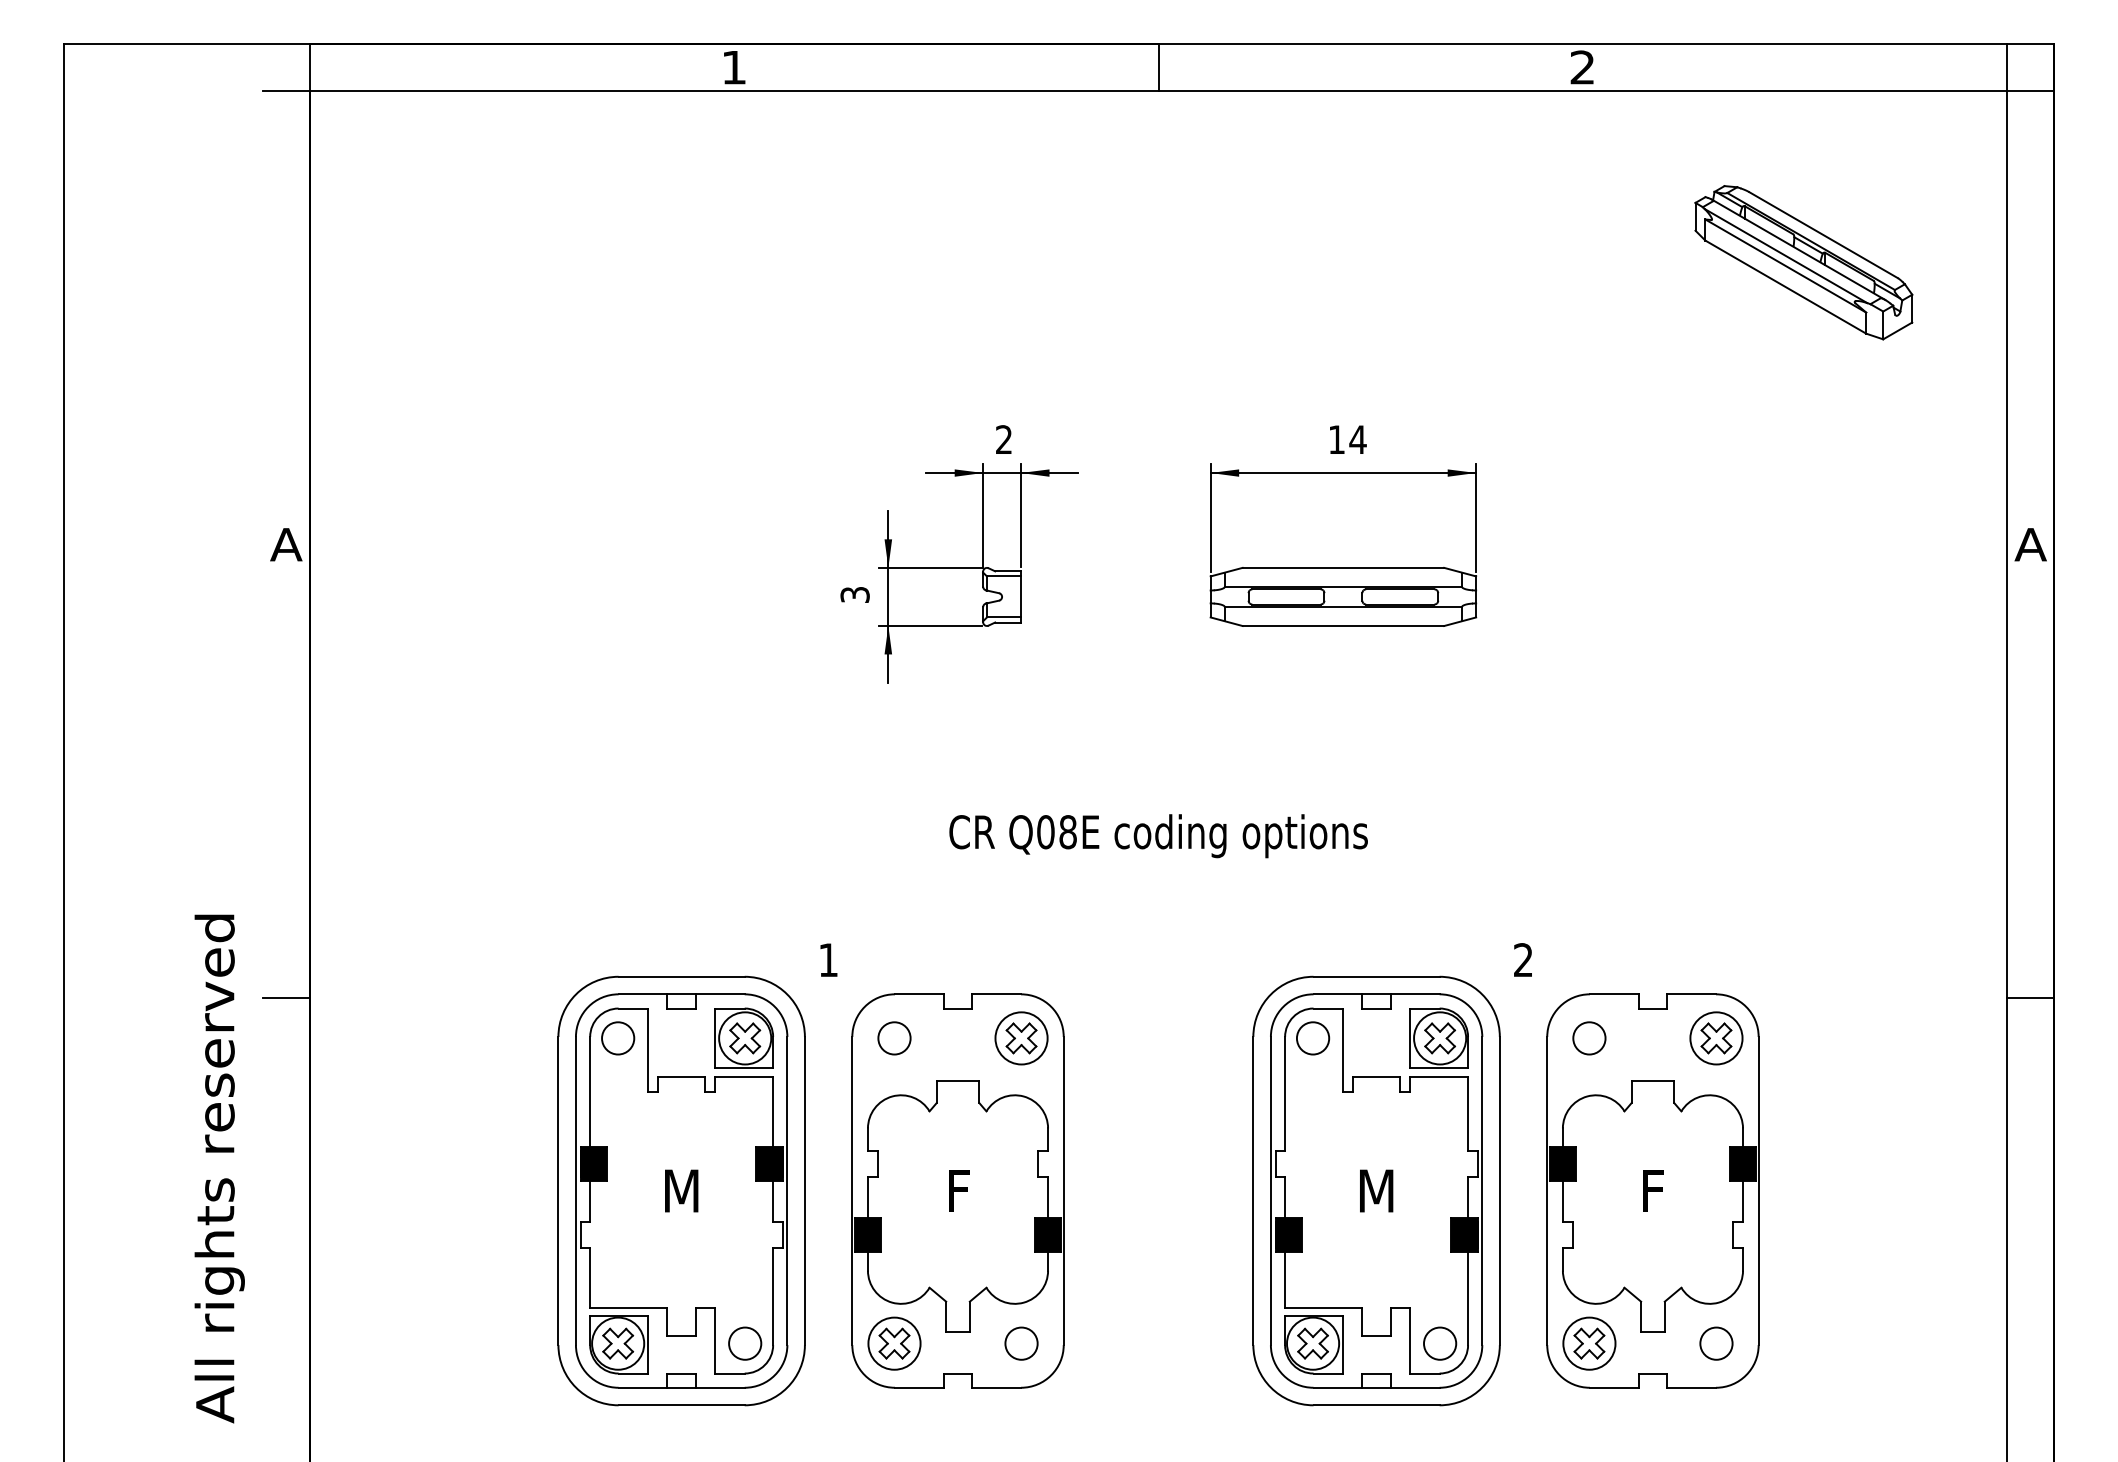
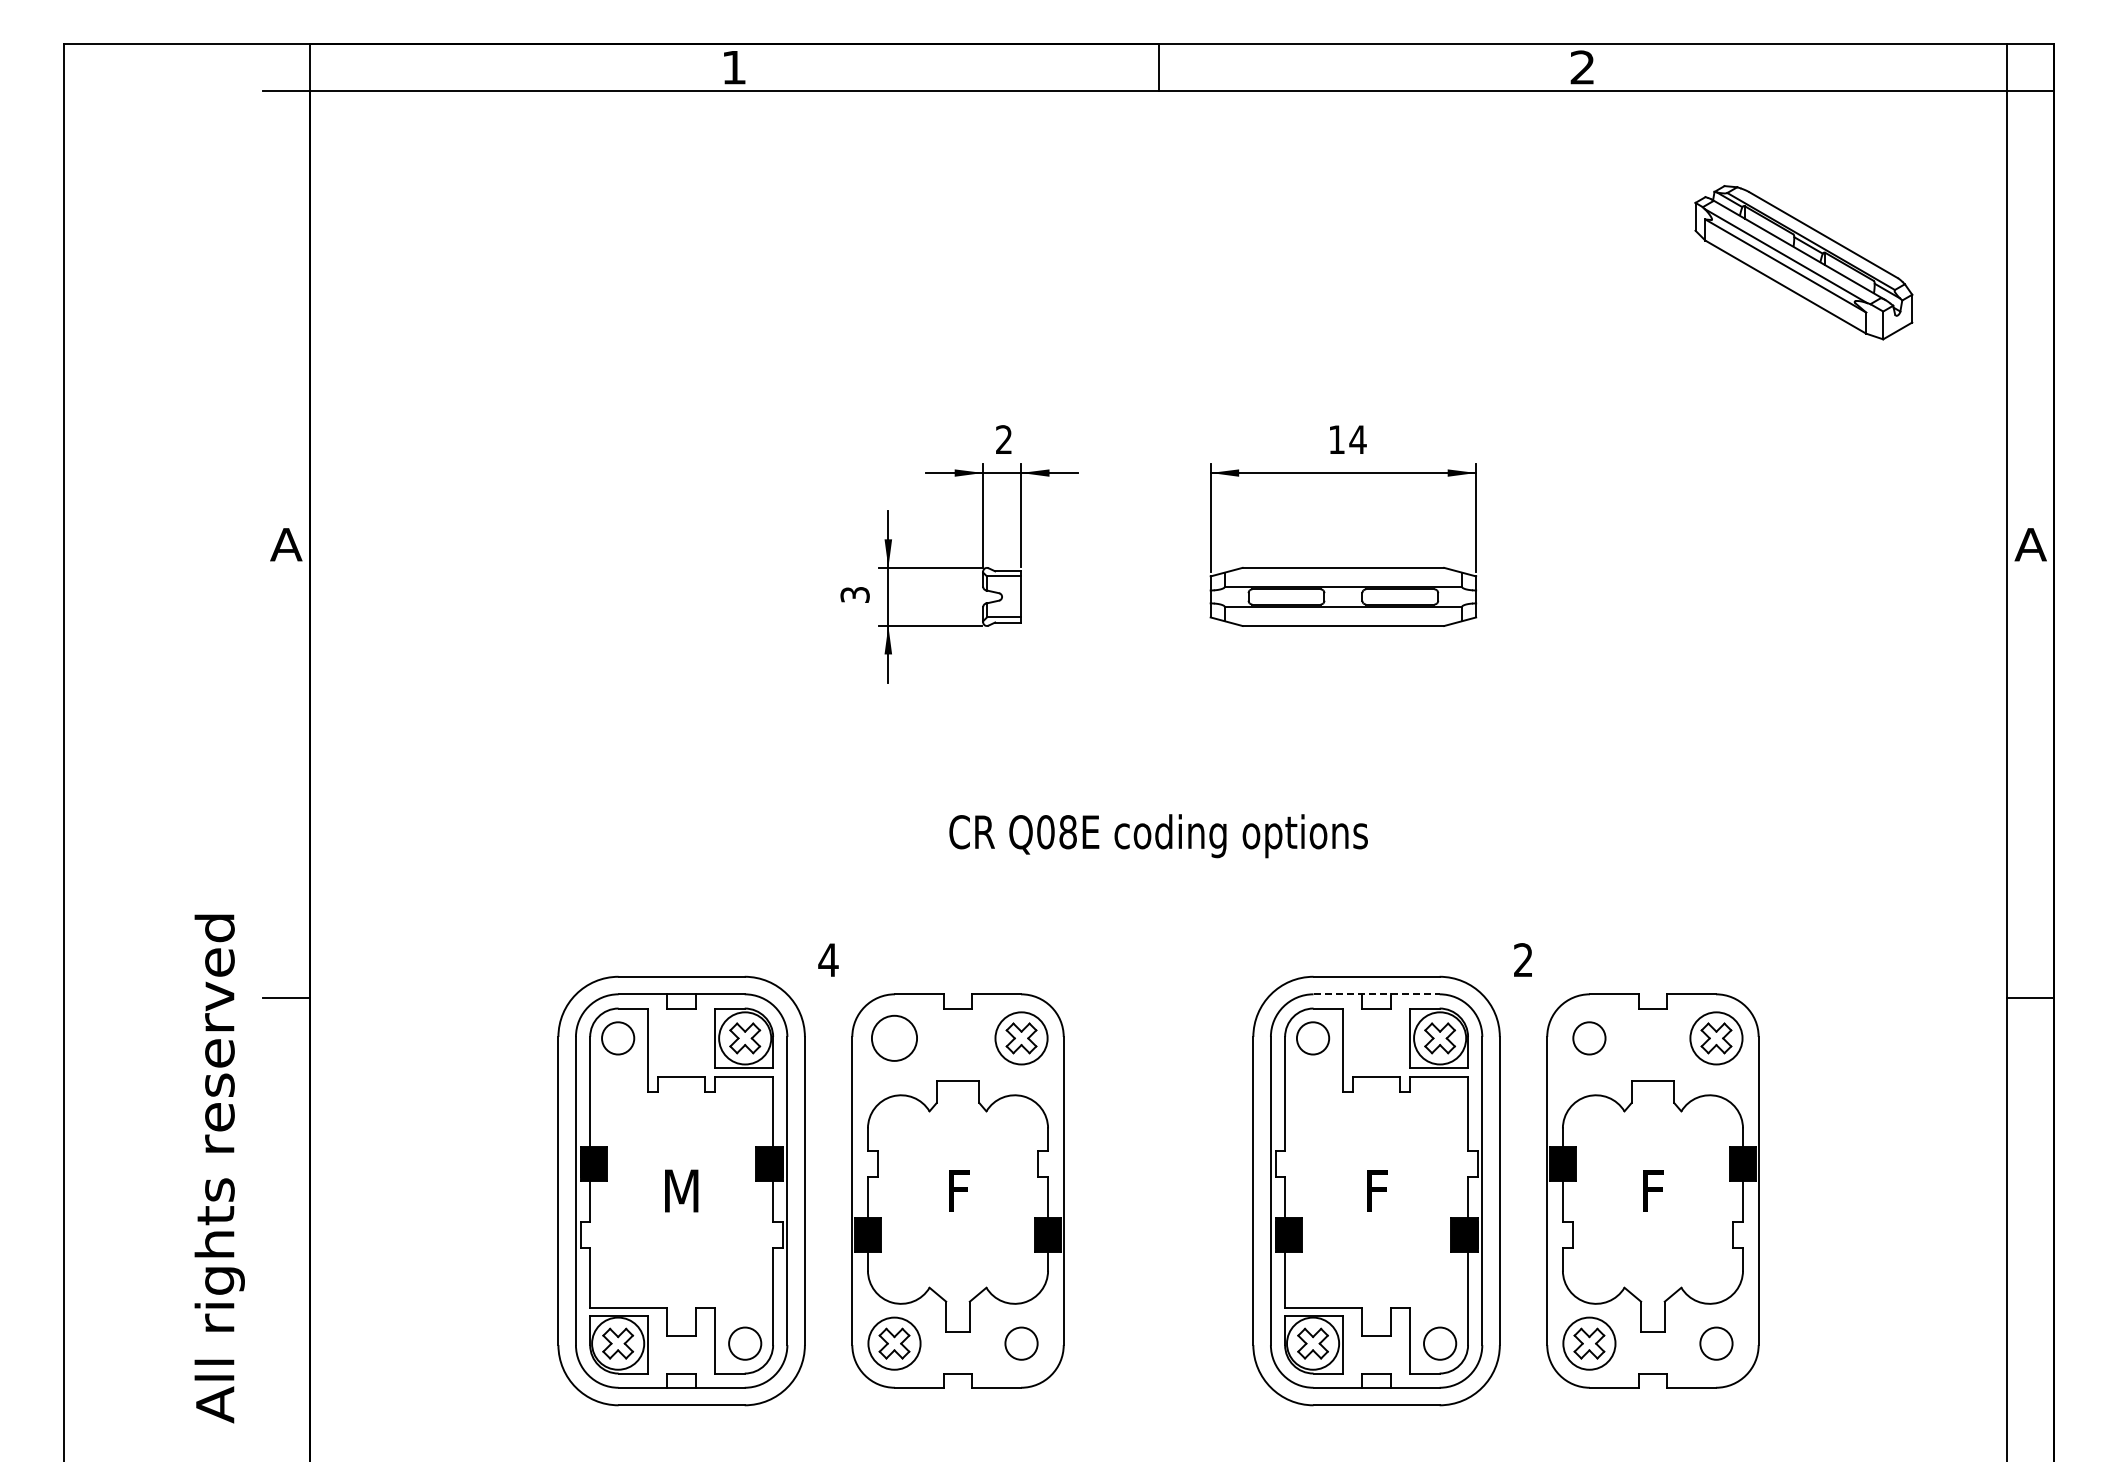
text: 1 -> 4 (828, 959)
line: solid -> dashed (1377, 994)
circle size: 35x35 px -> 47x48 px (894, 1037)
text: M -> F (1376, 1190)
